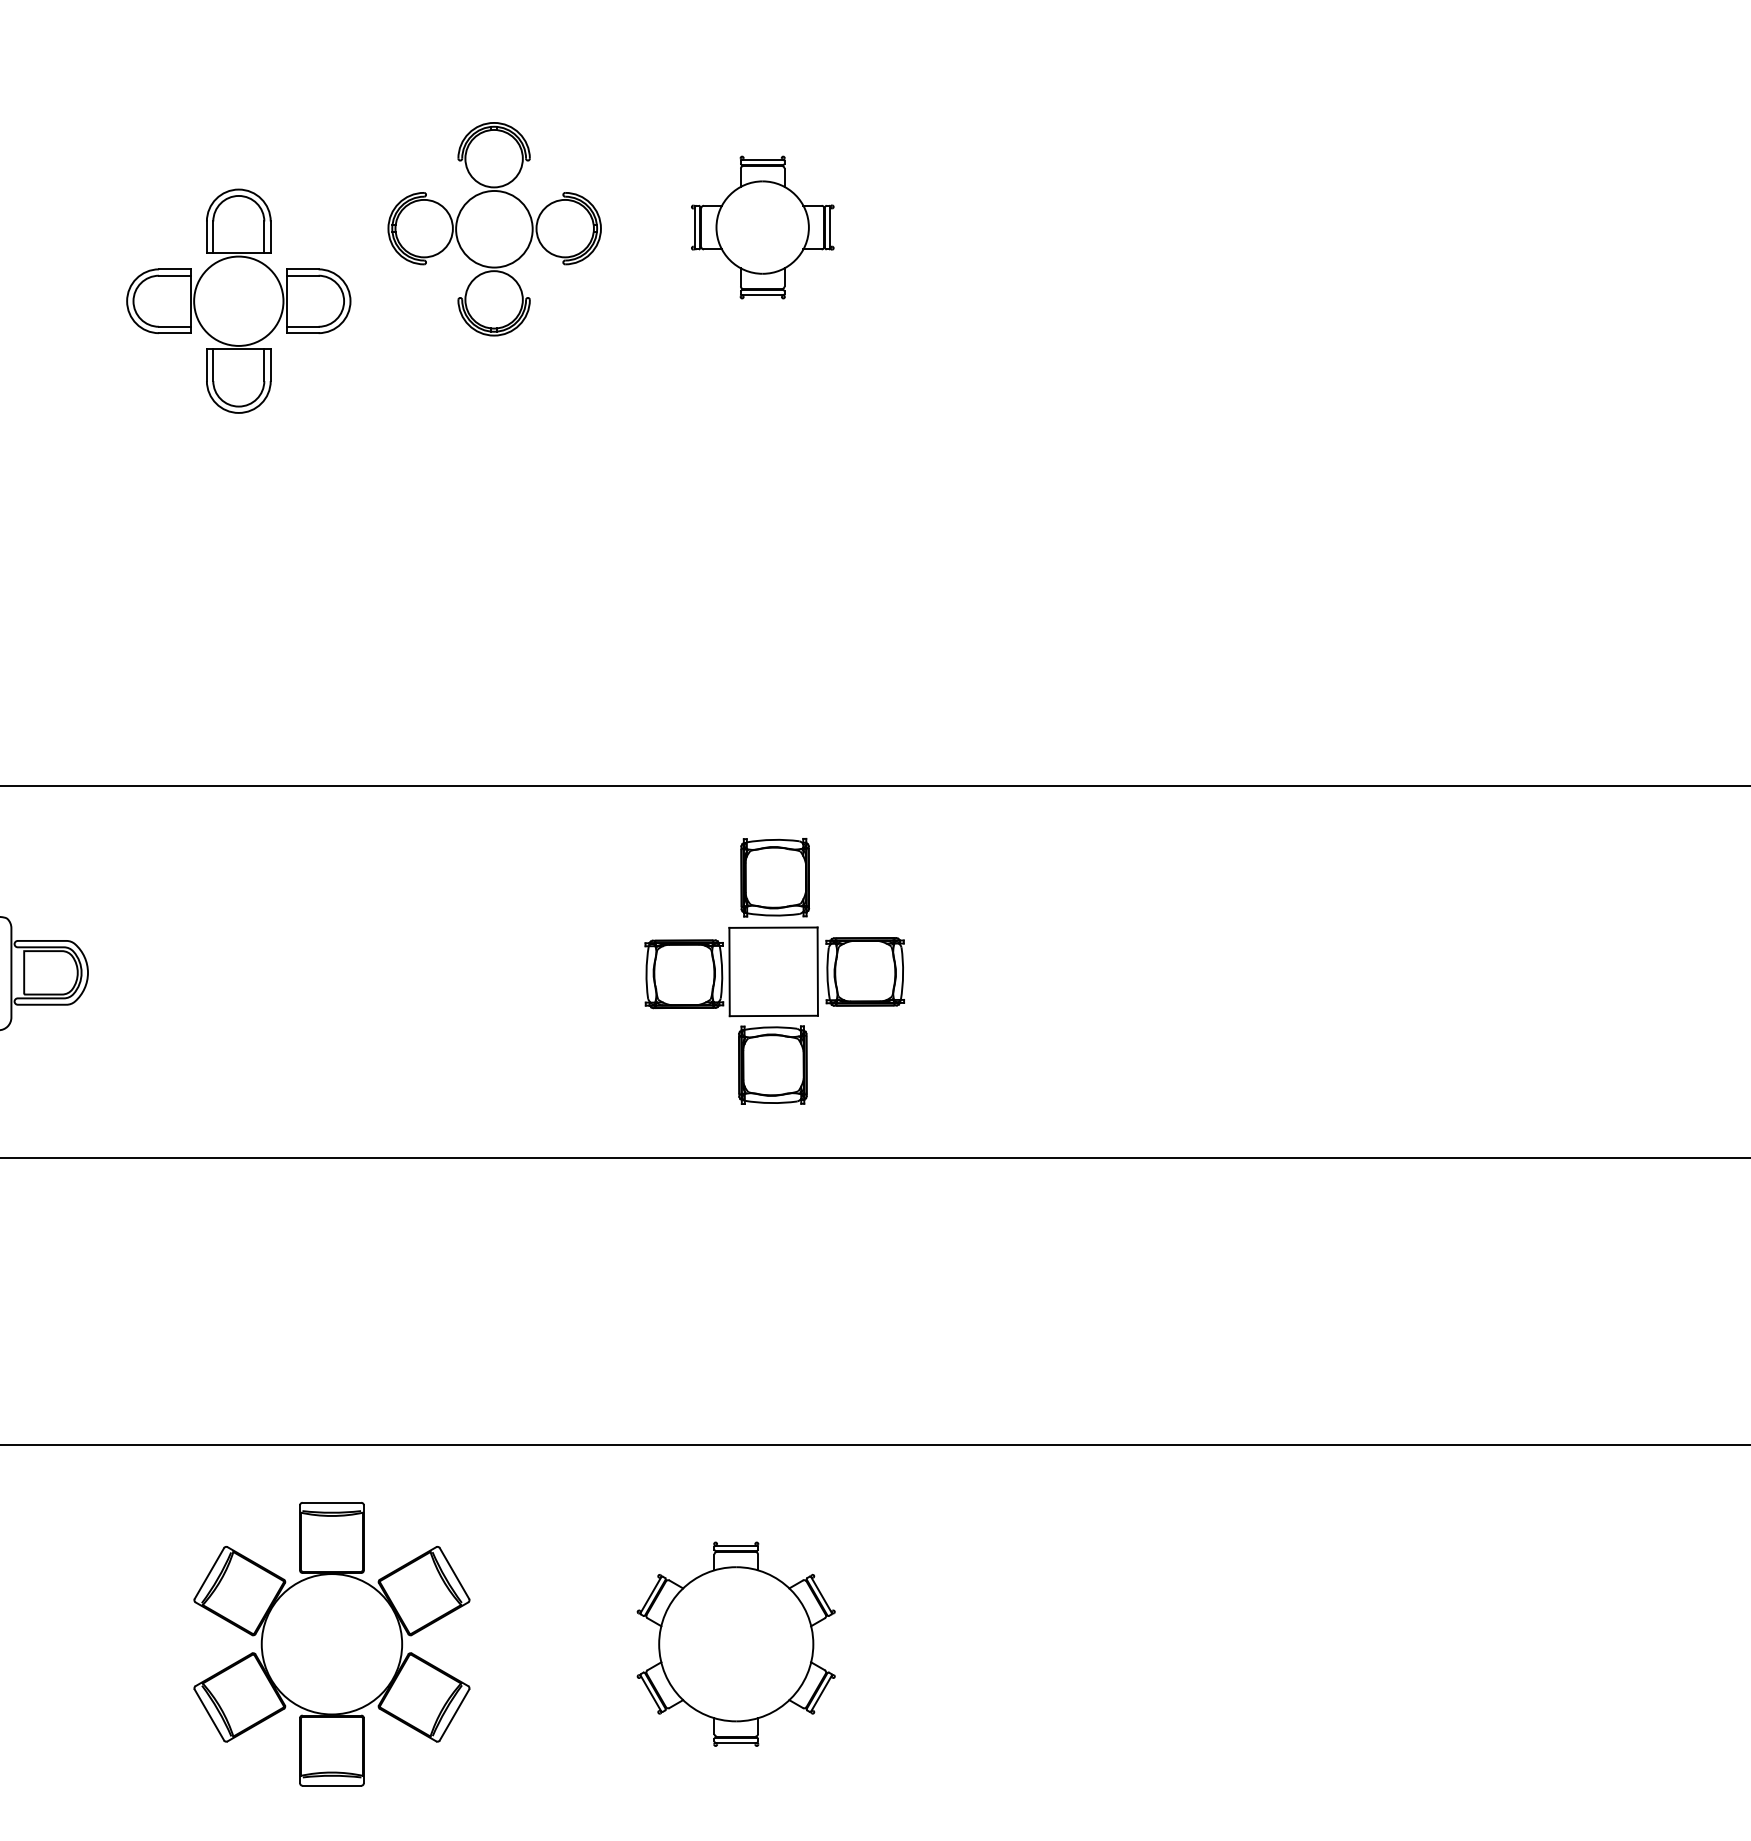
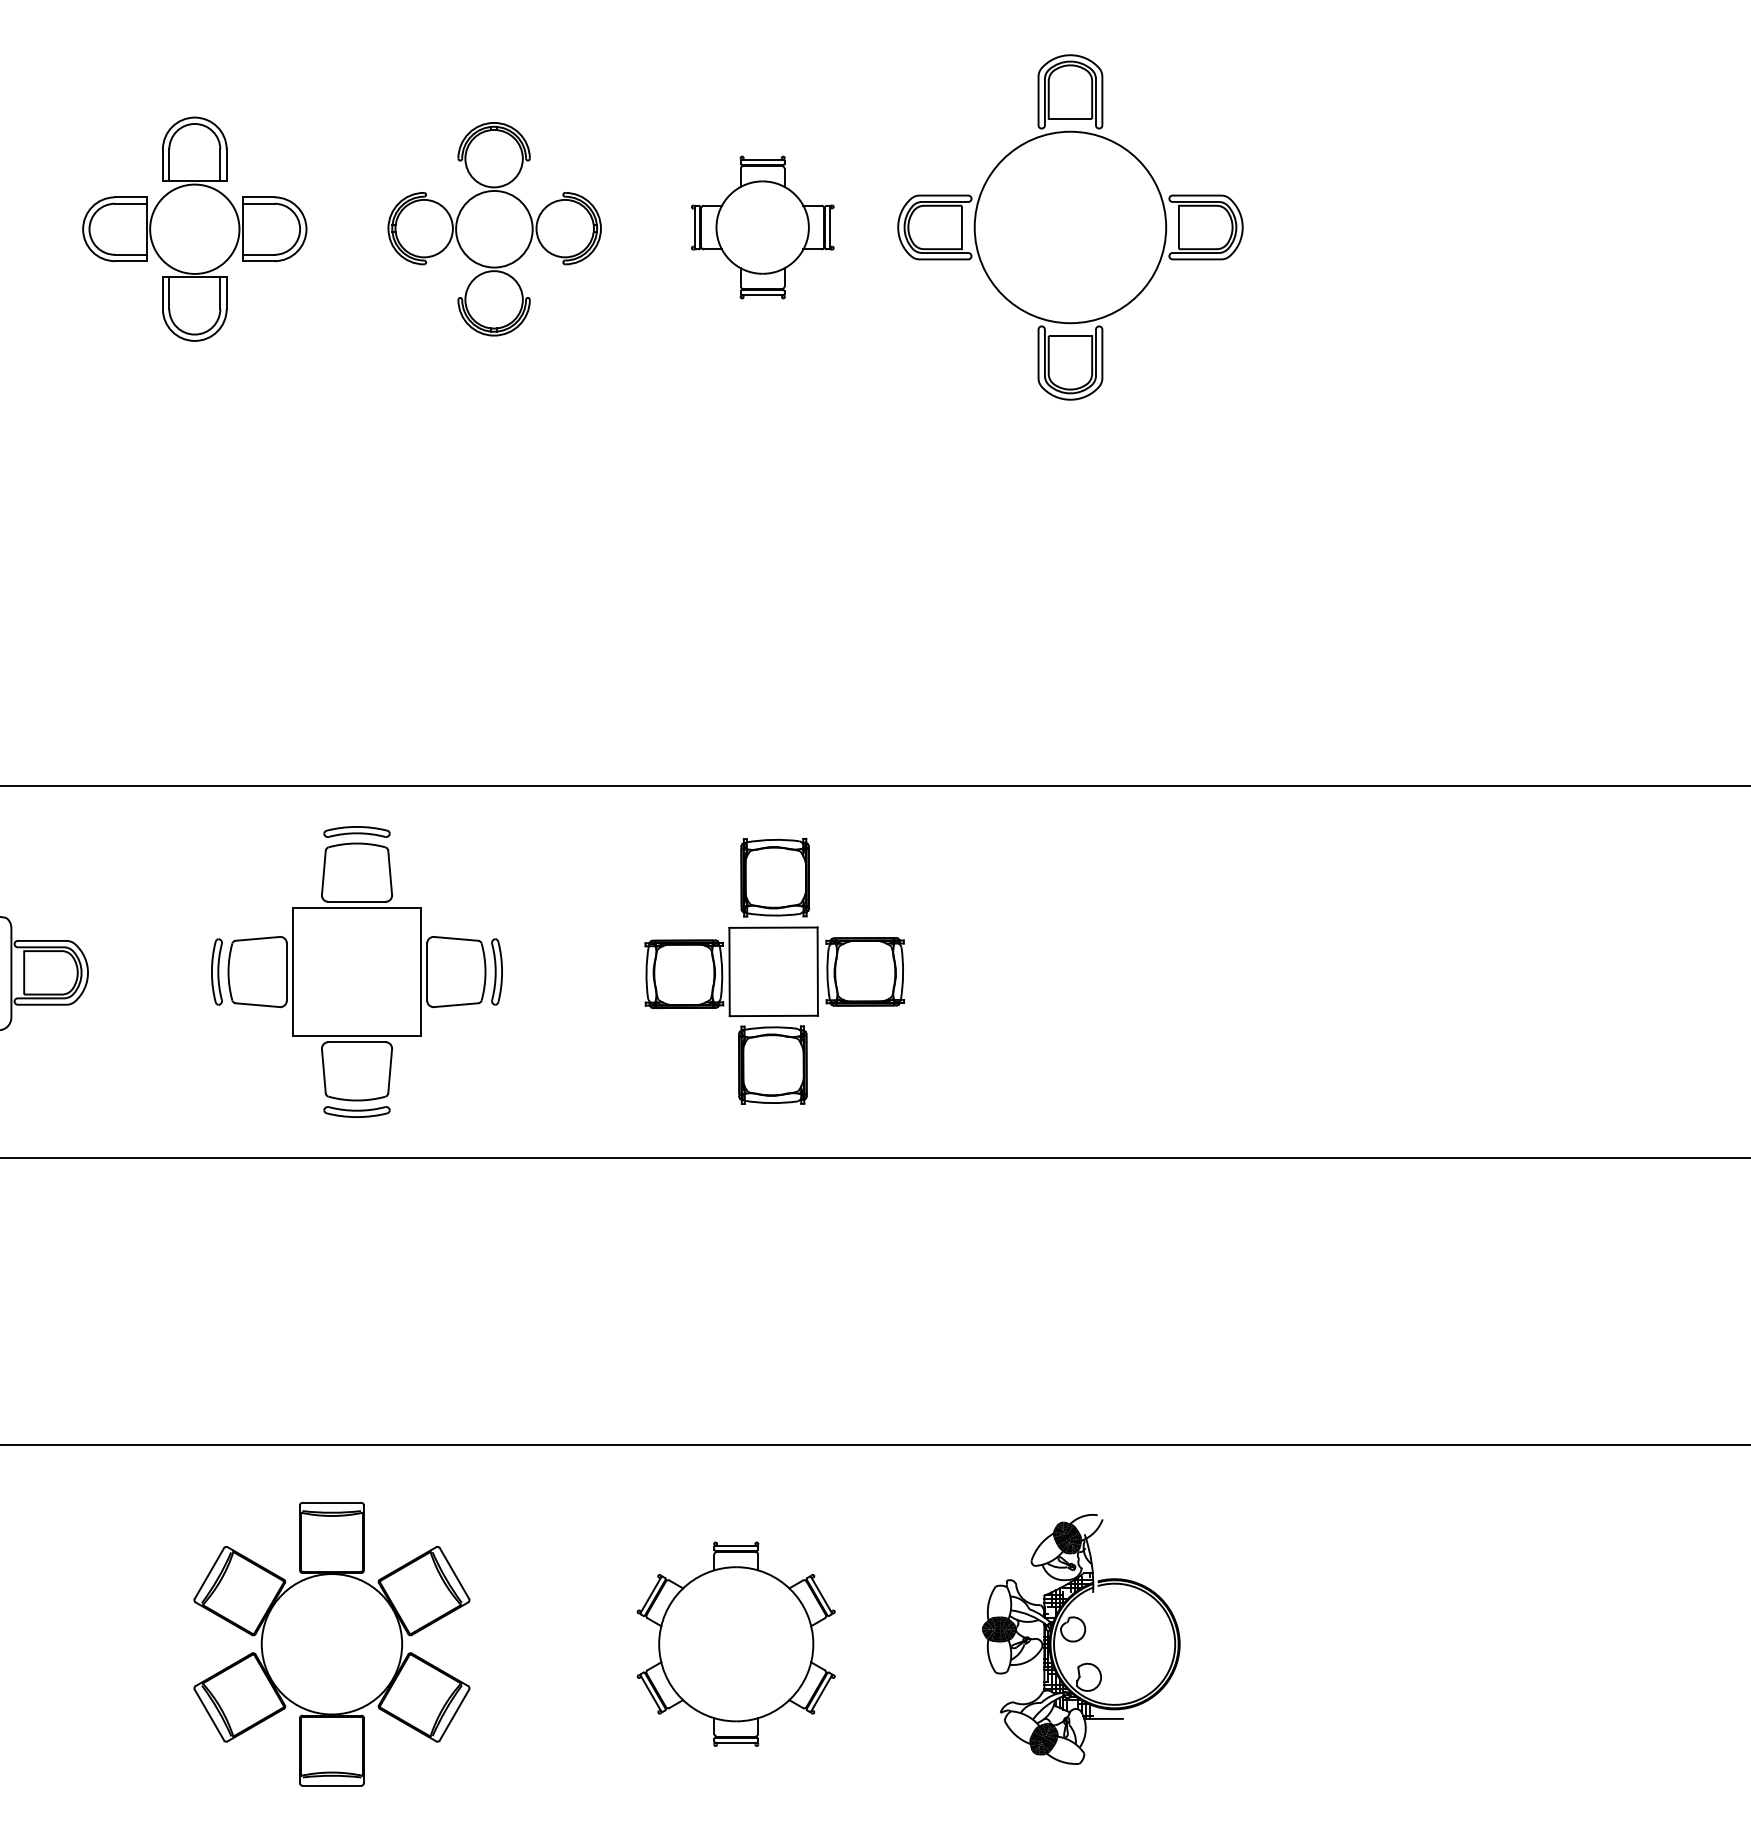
part: none -> present (1070, 227)
part position: (238, 300) -> (194, 228) (194, 228)
part: none -> present (356, 971)
part: none -> present (1081, 1639)
